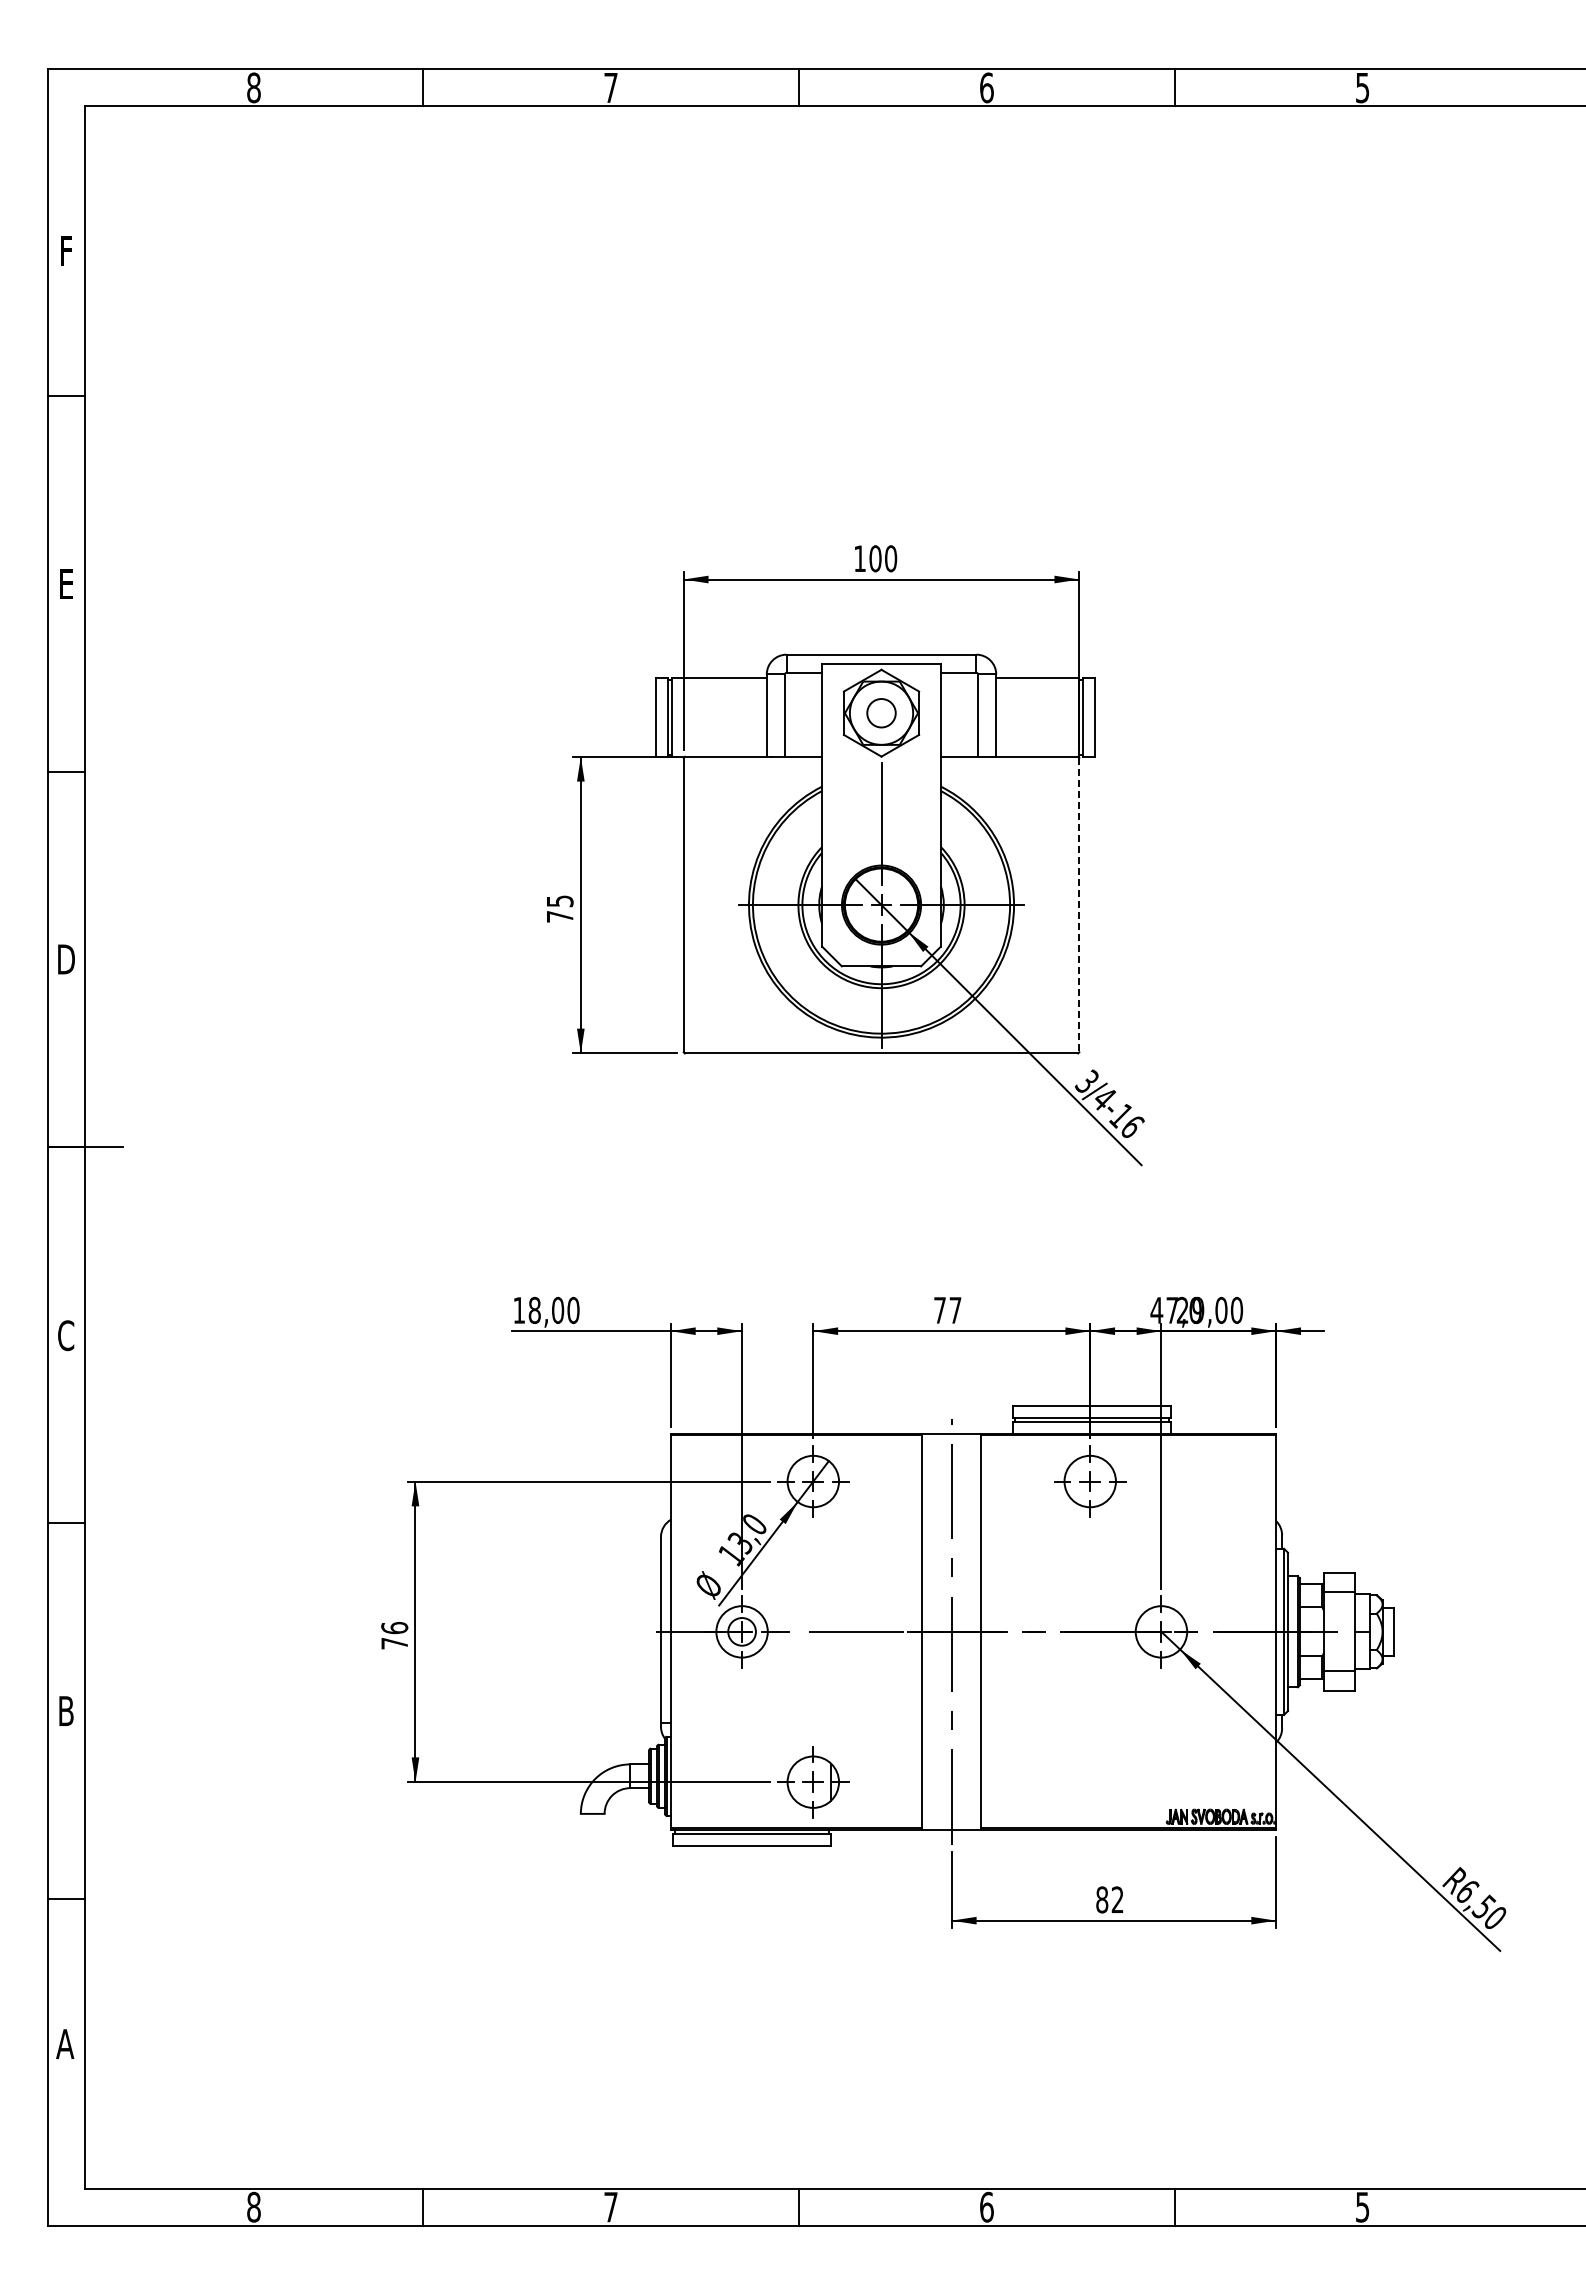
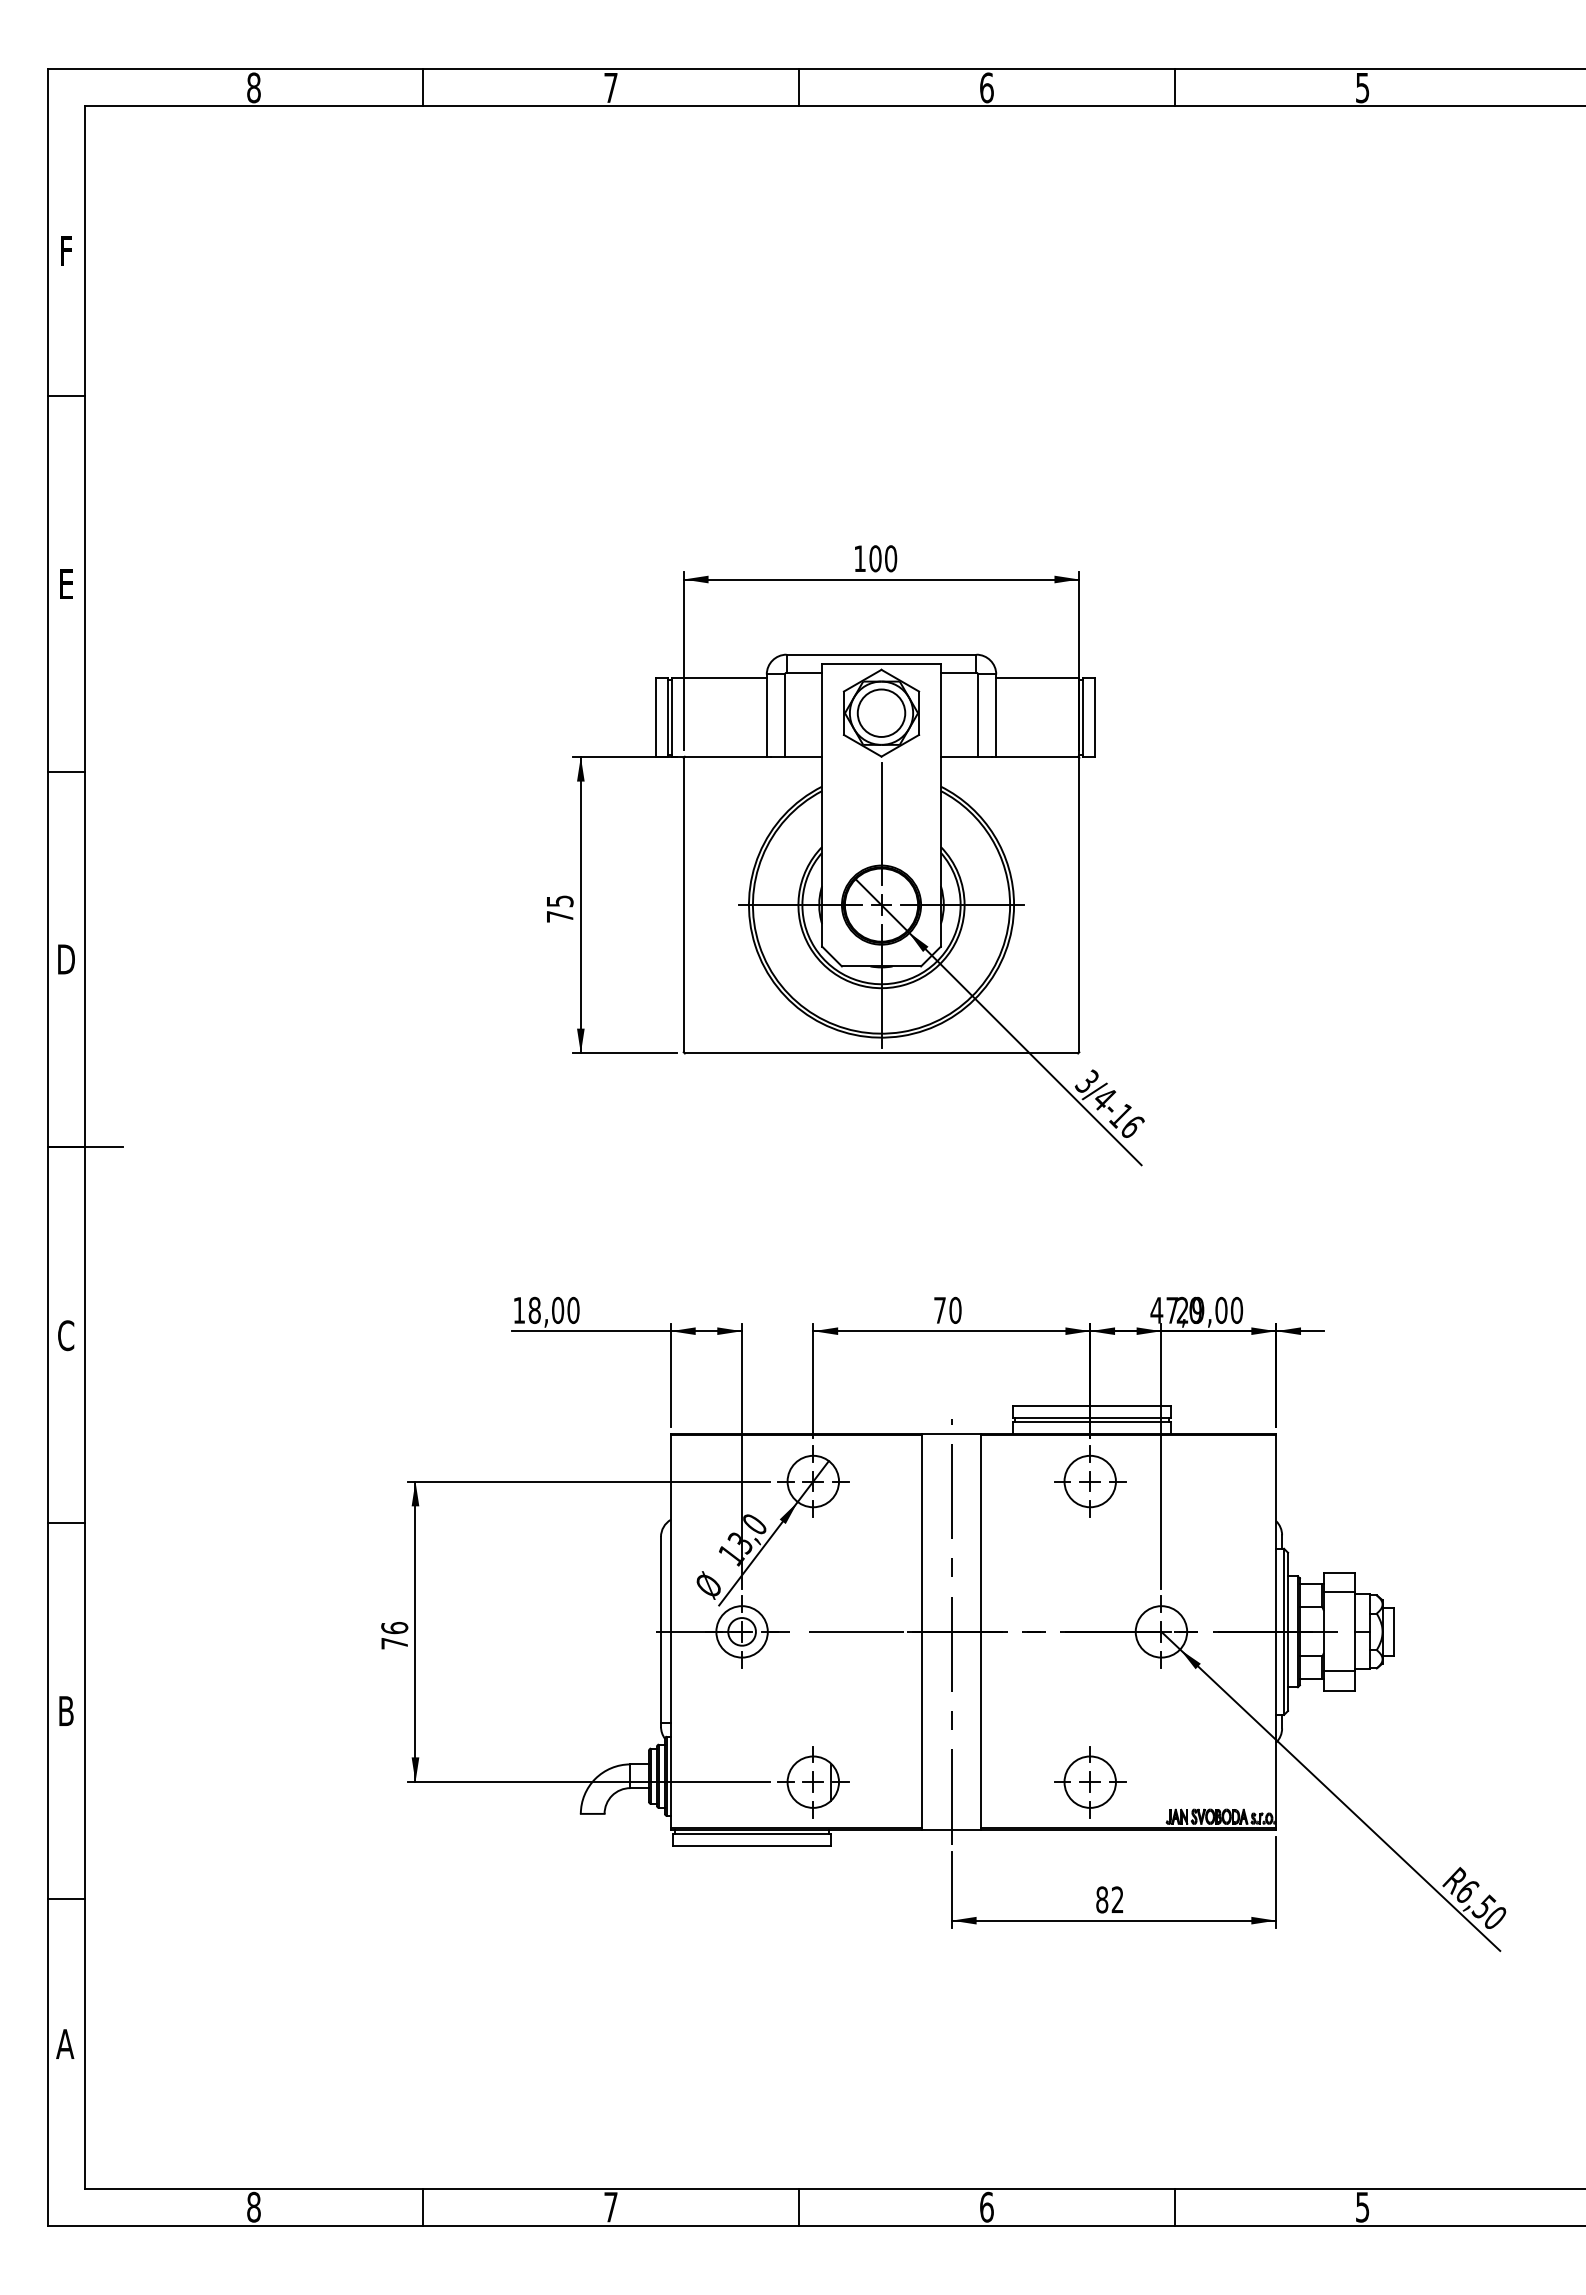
circle diameter: 28 px -> 47 px (881, 712)
line: dashed -> solid (1079, 905)
text: 77 -> 70 (955, 1309)
part: none -> present (1090, 1782)
